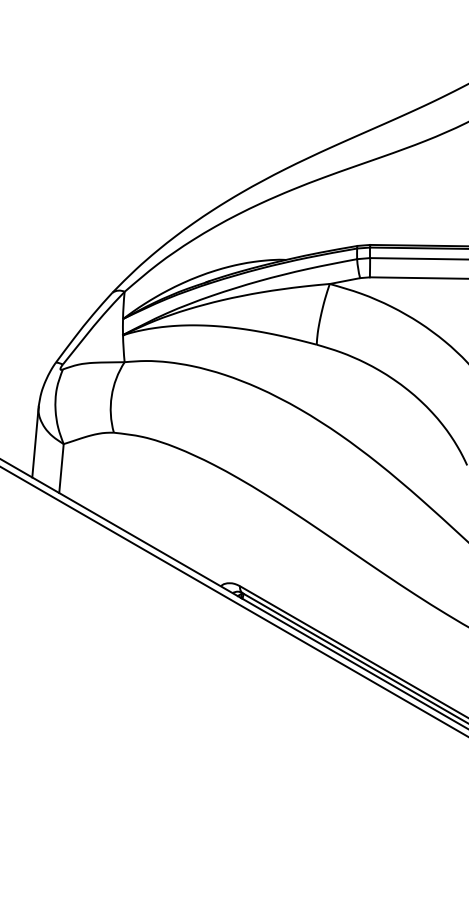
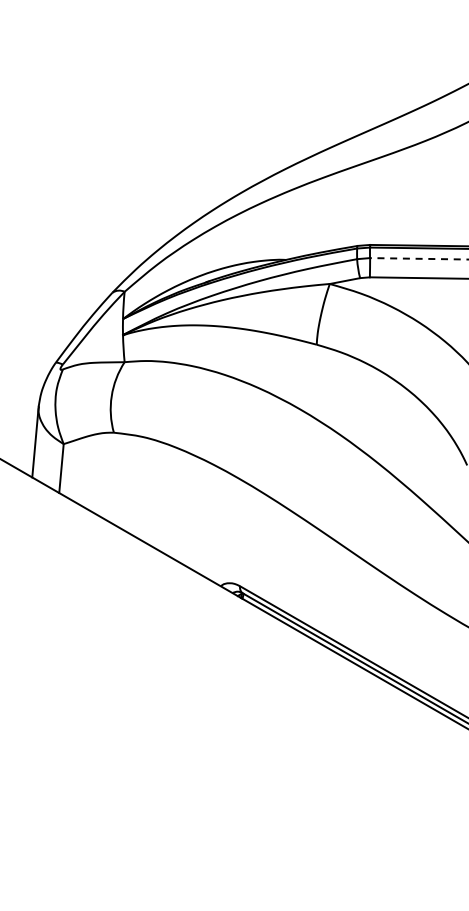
line: solid -> dashed (419, 258)
line: present -> none (233, 601)
